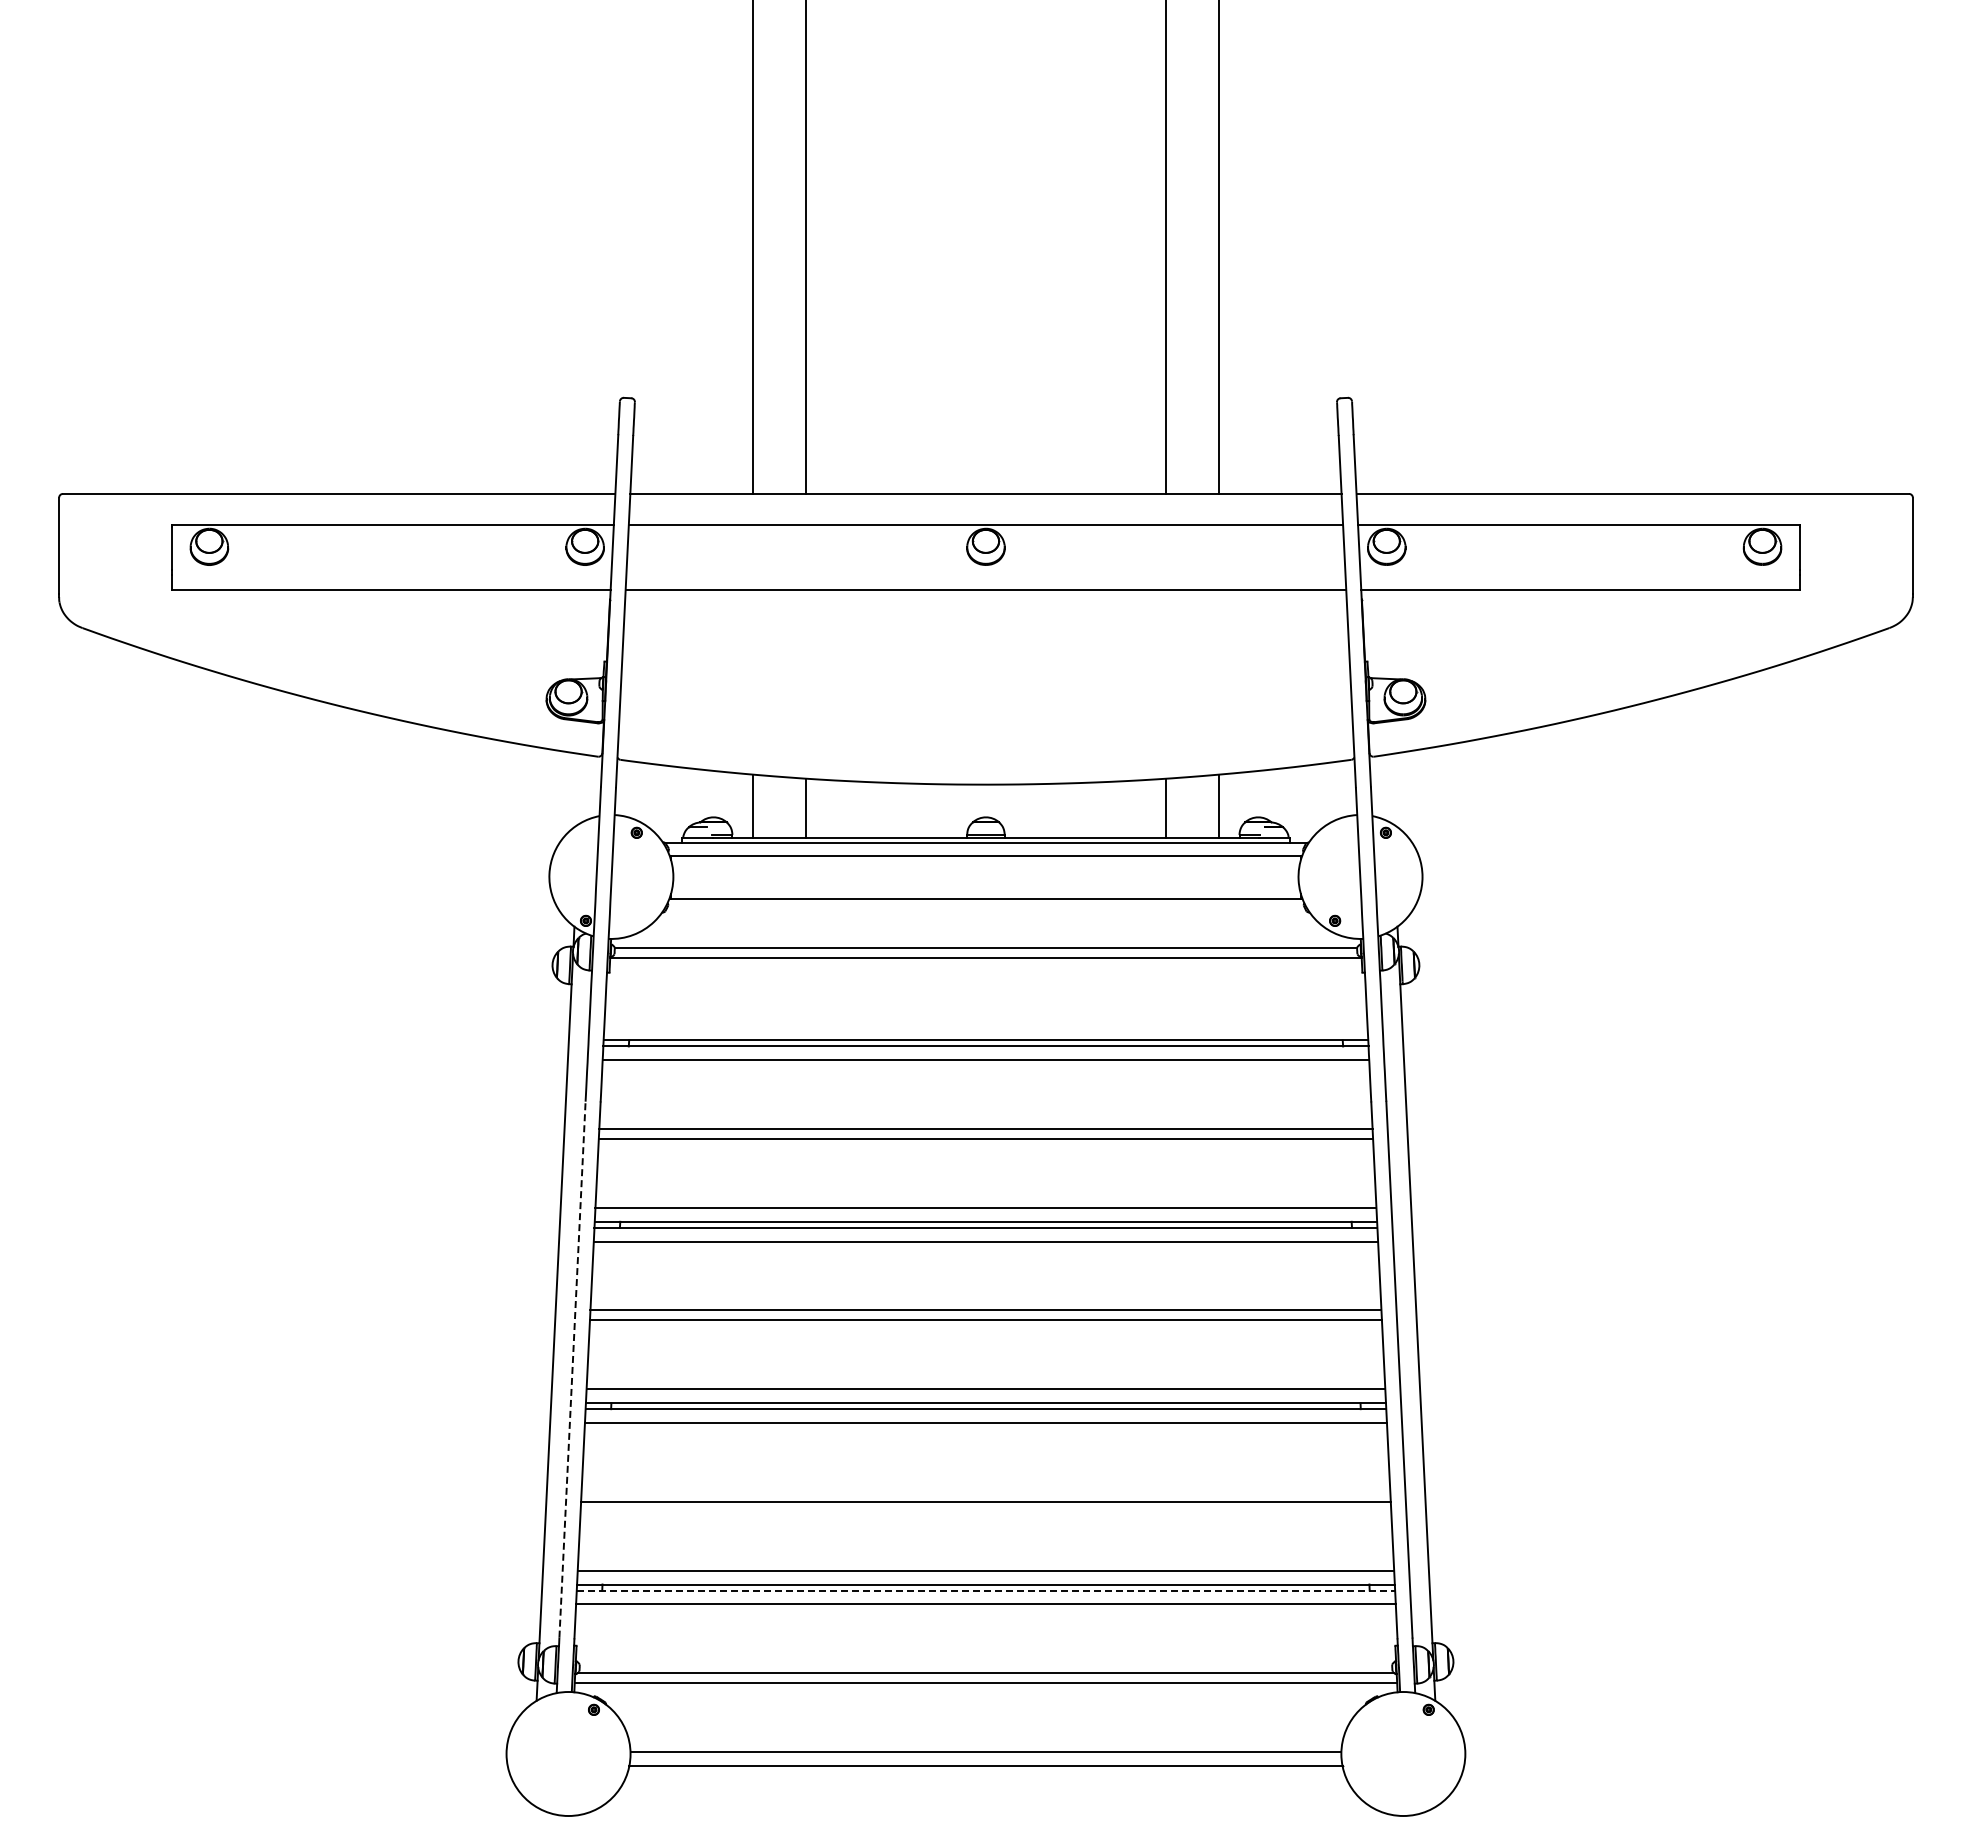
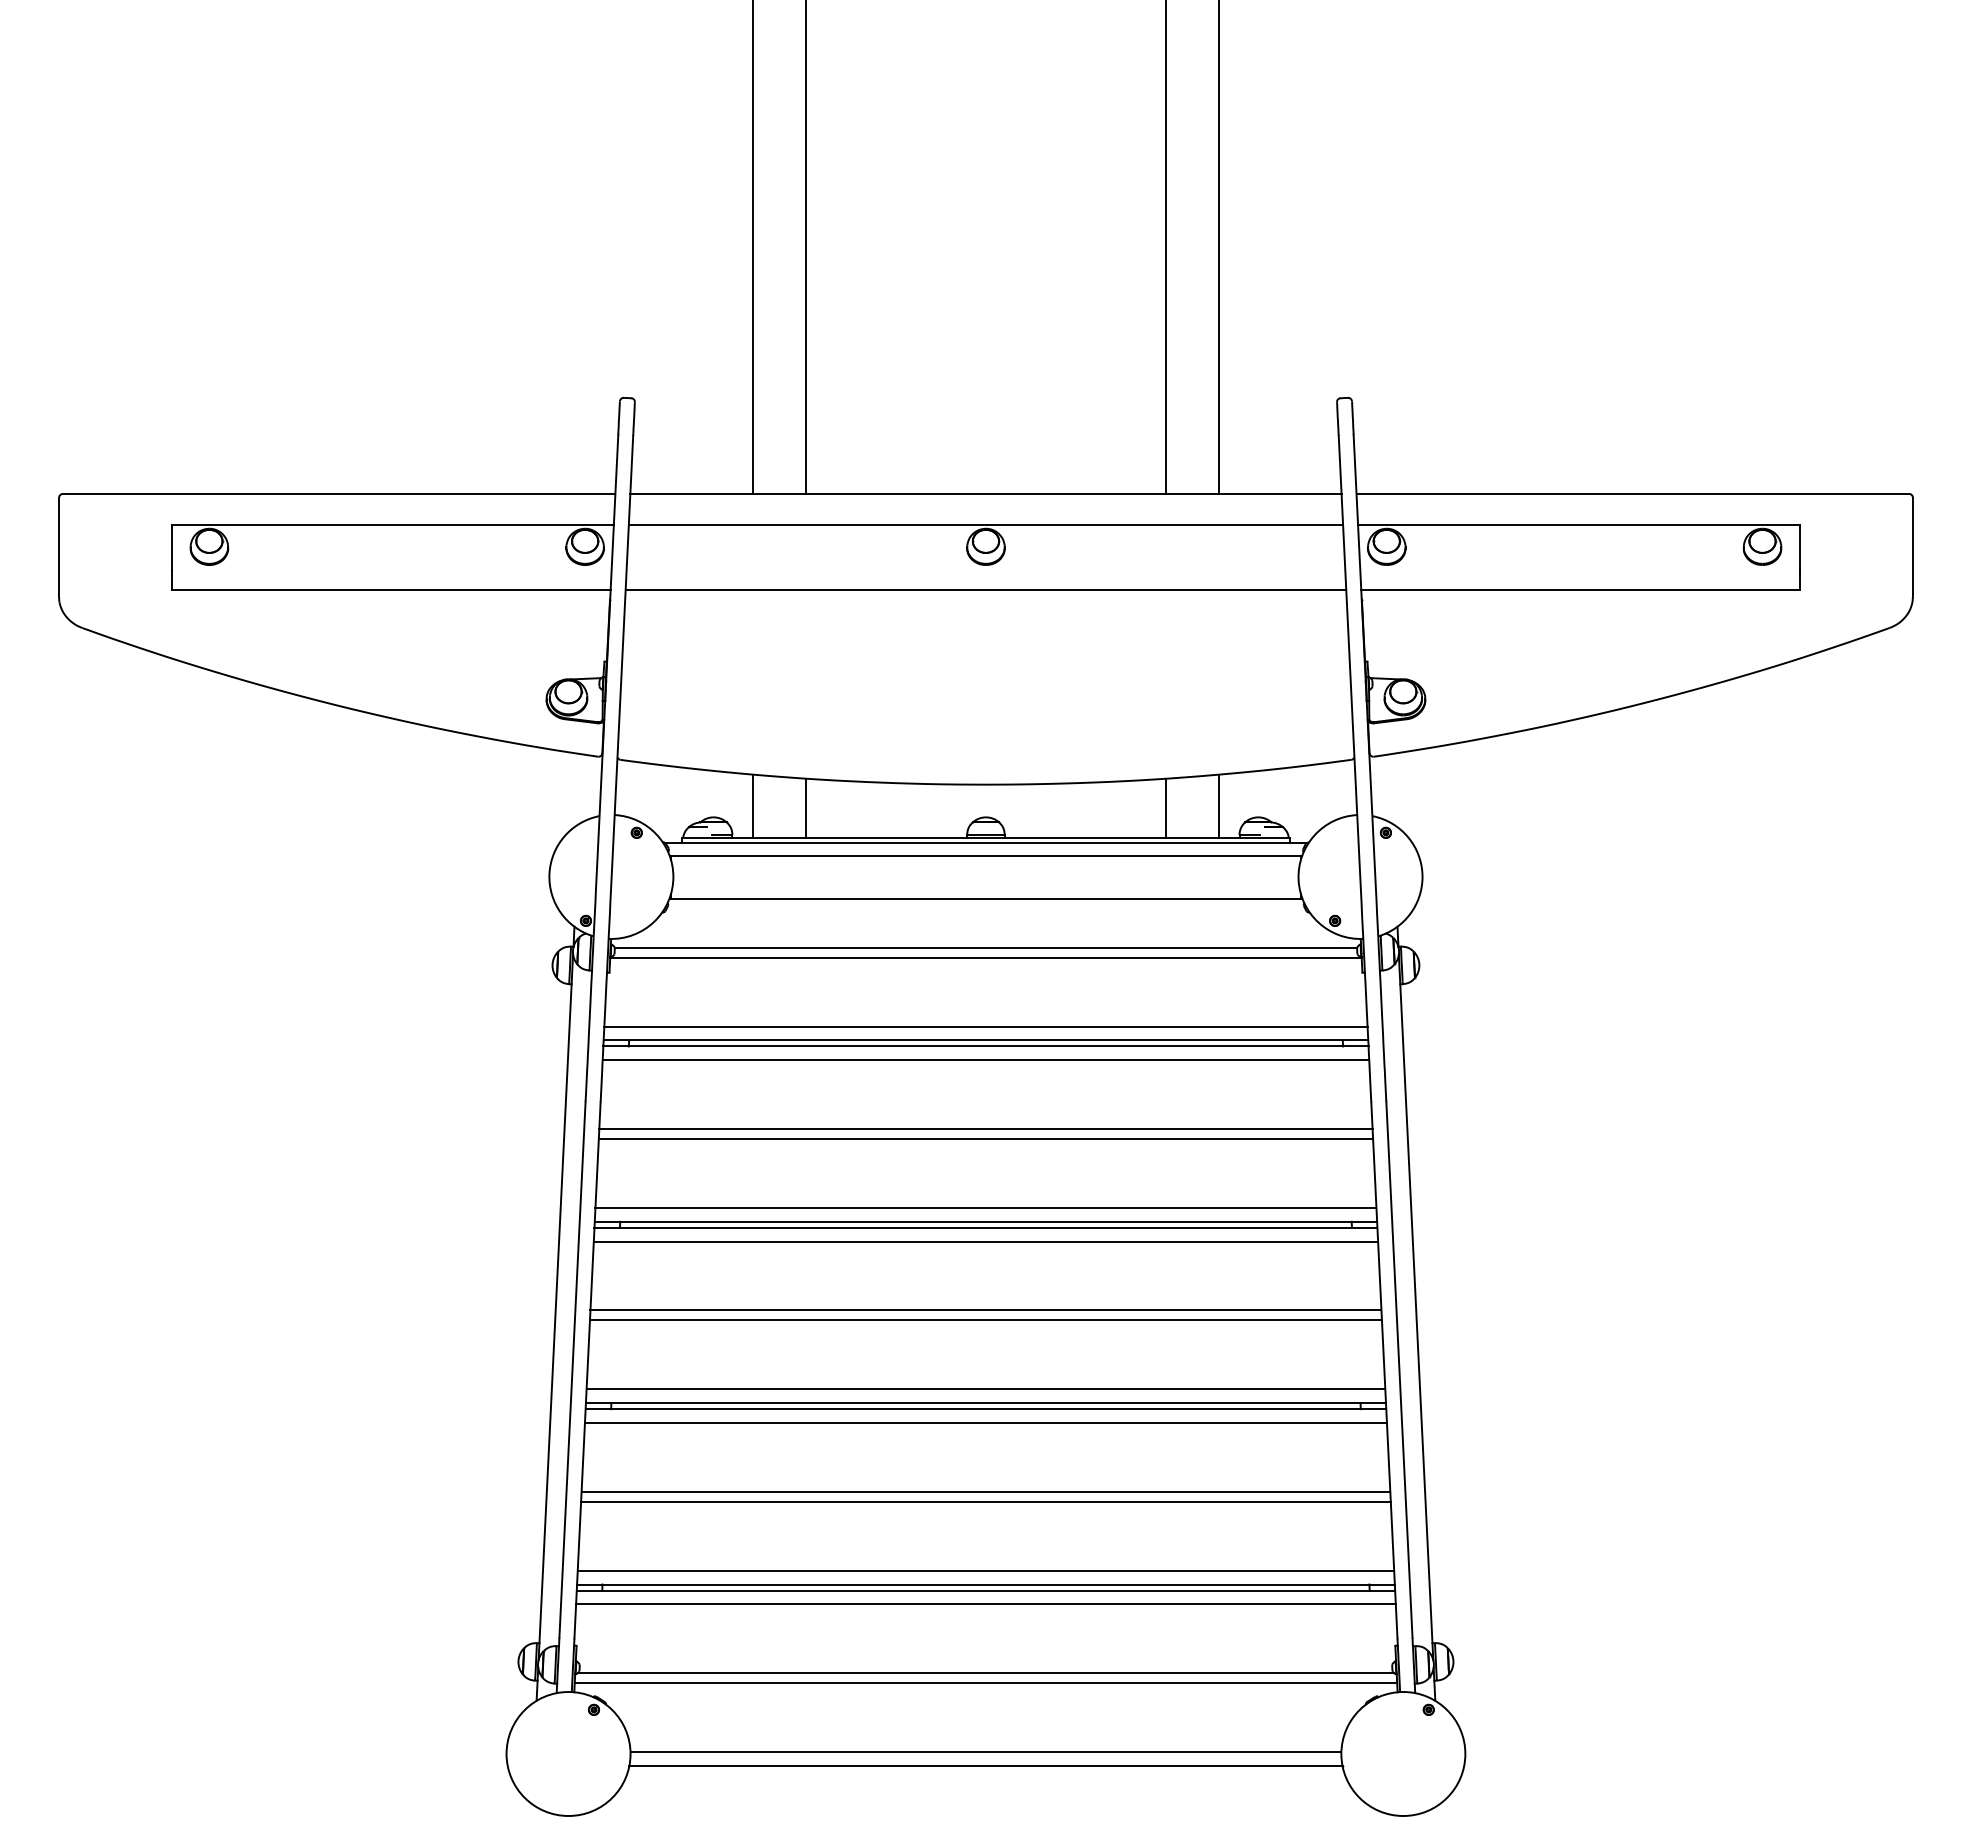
line: none -> present (985, 1026)
line: dashed -> solid (572, 1369)
line: none -> present (985, 1491)
line: dashed -> solid (986, 1590)
